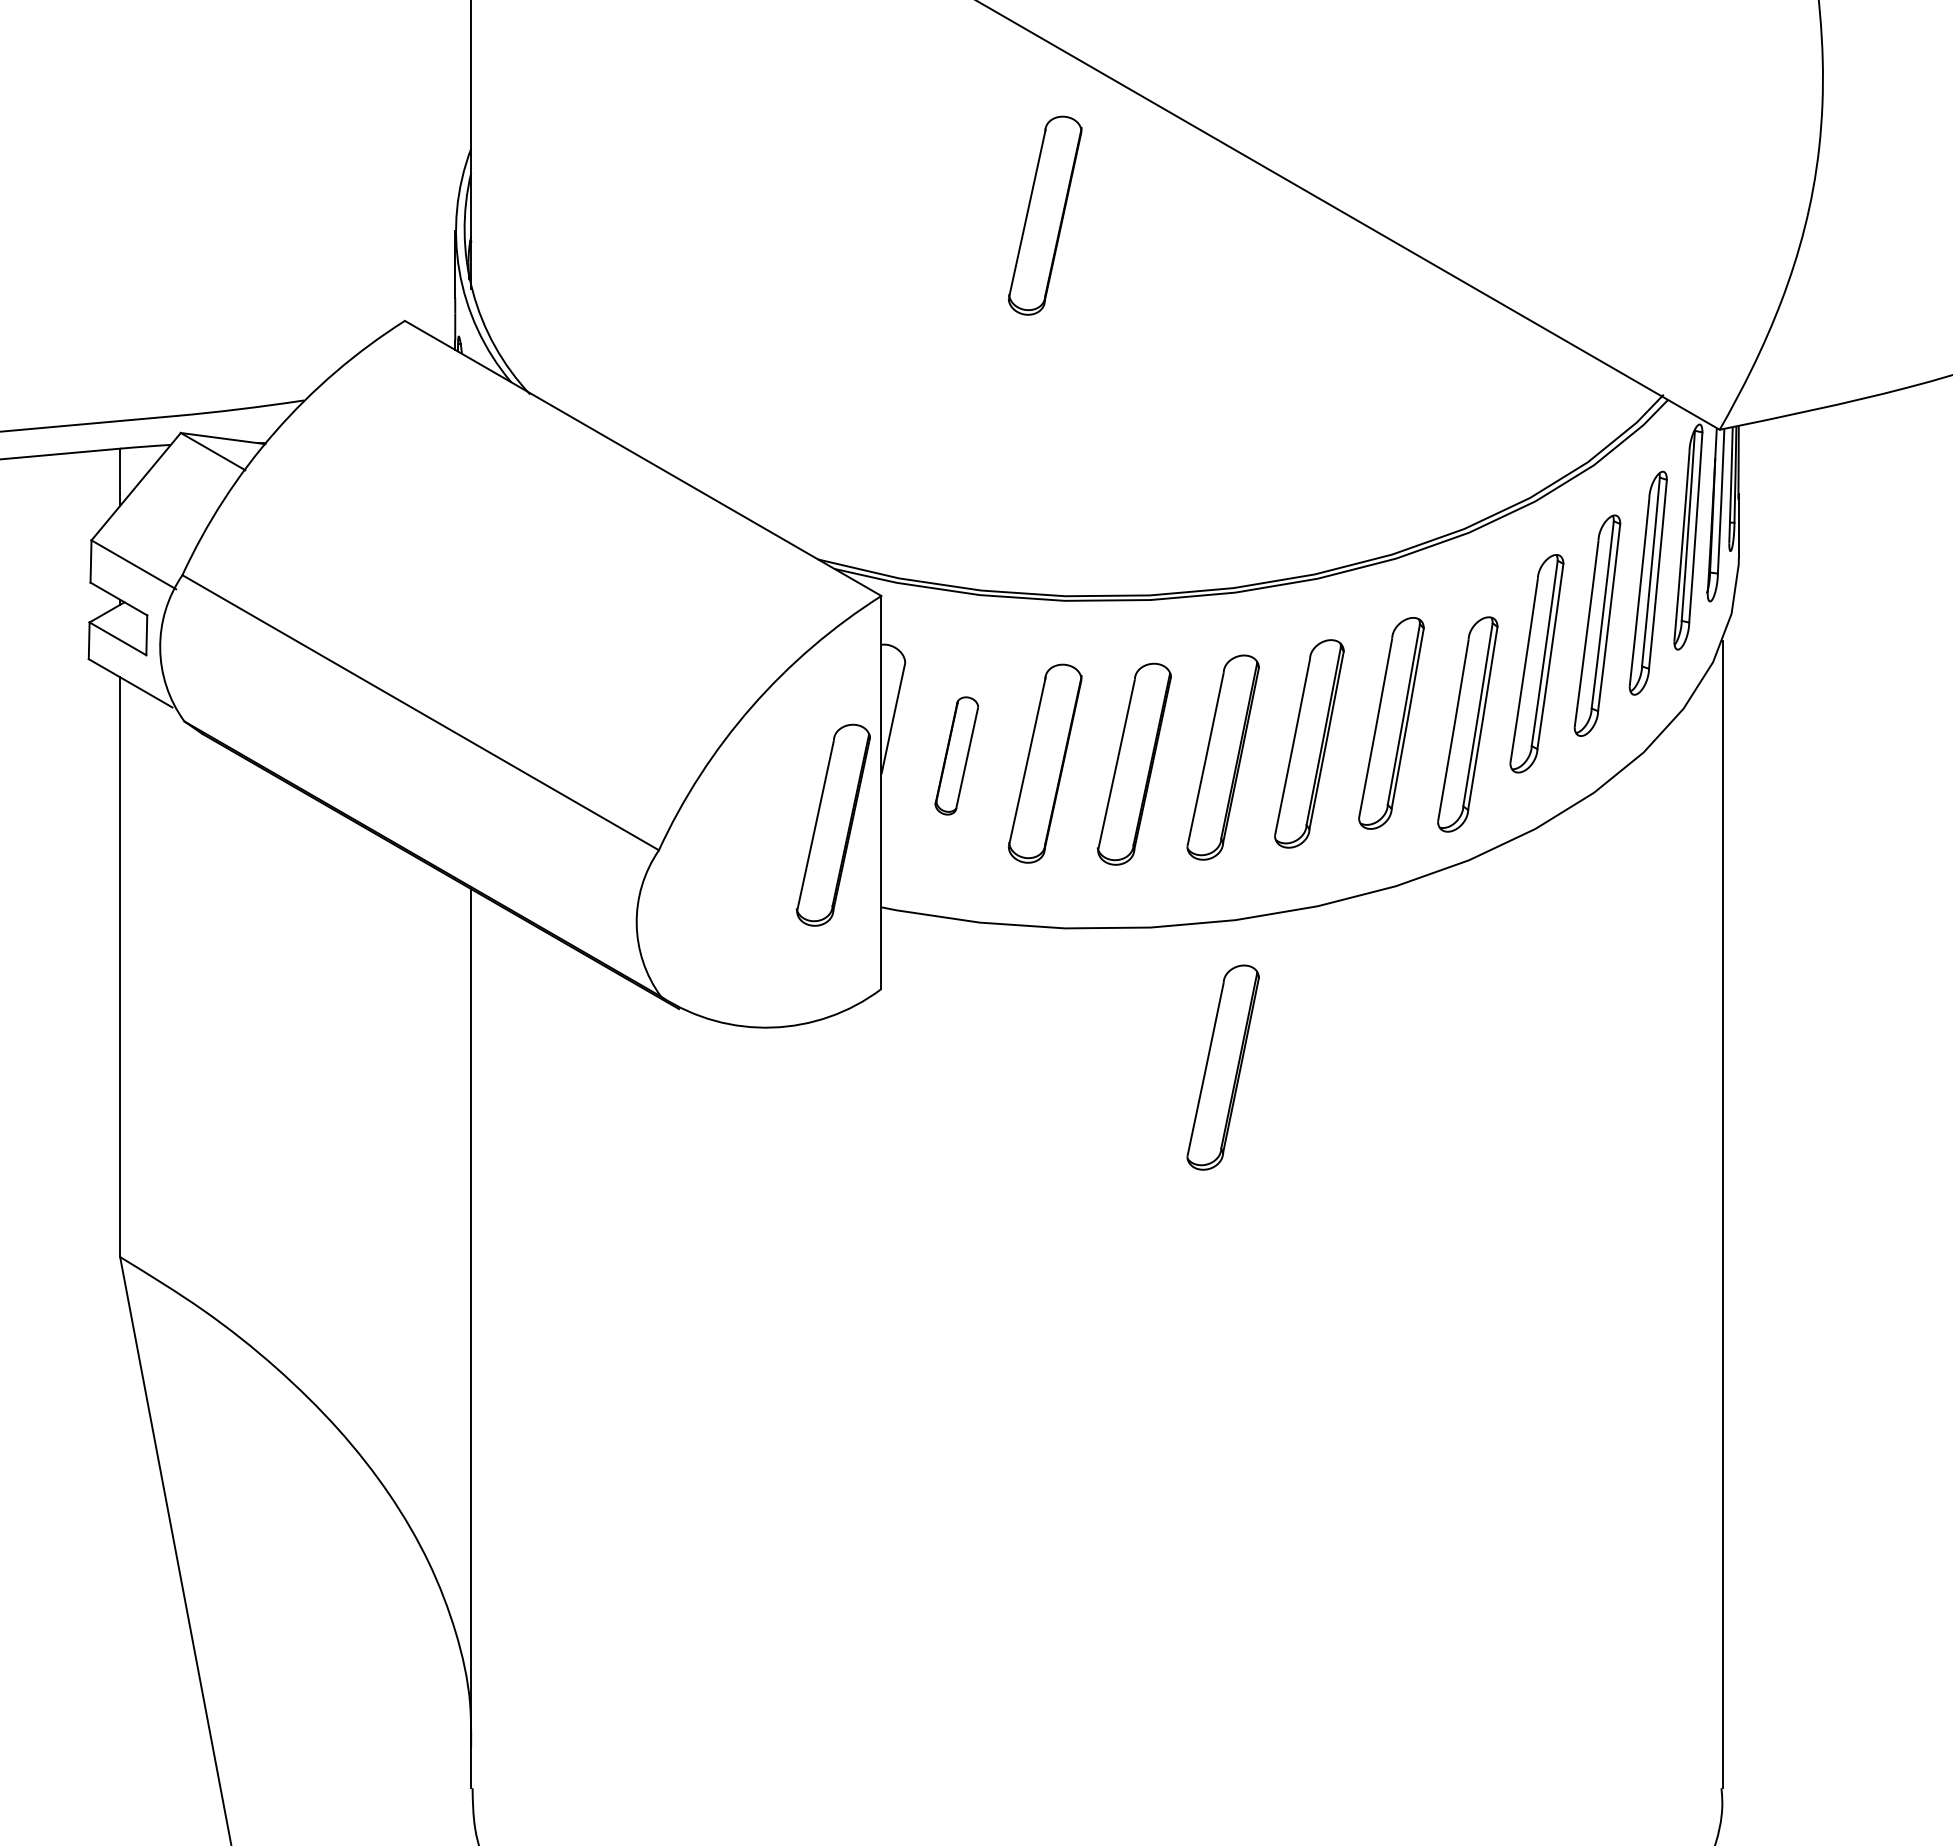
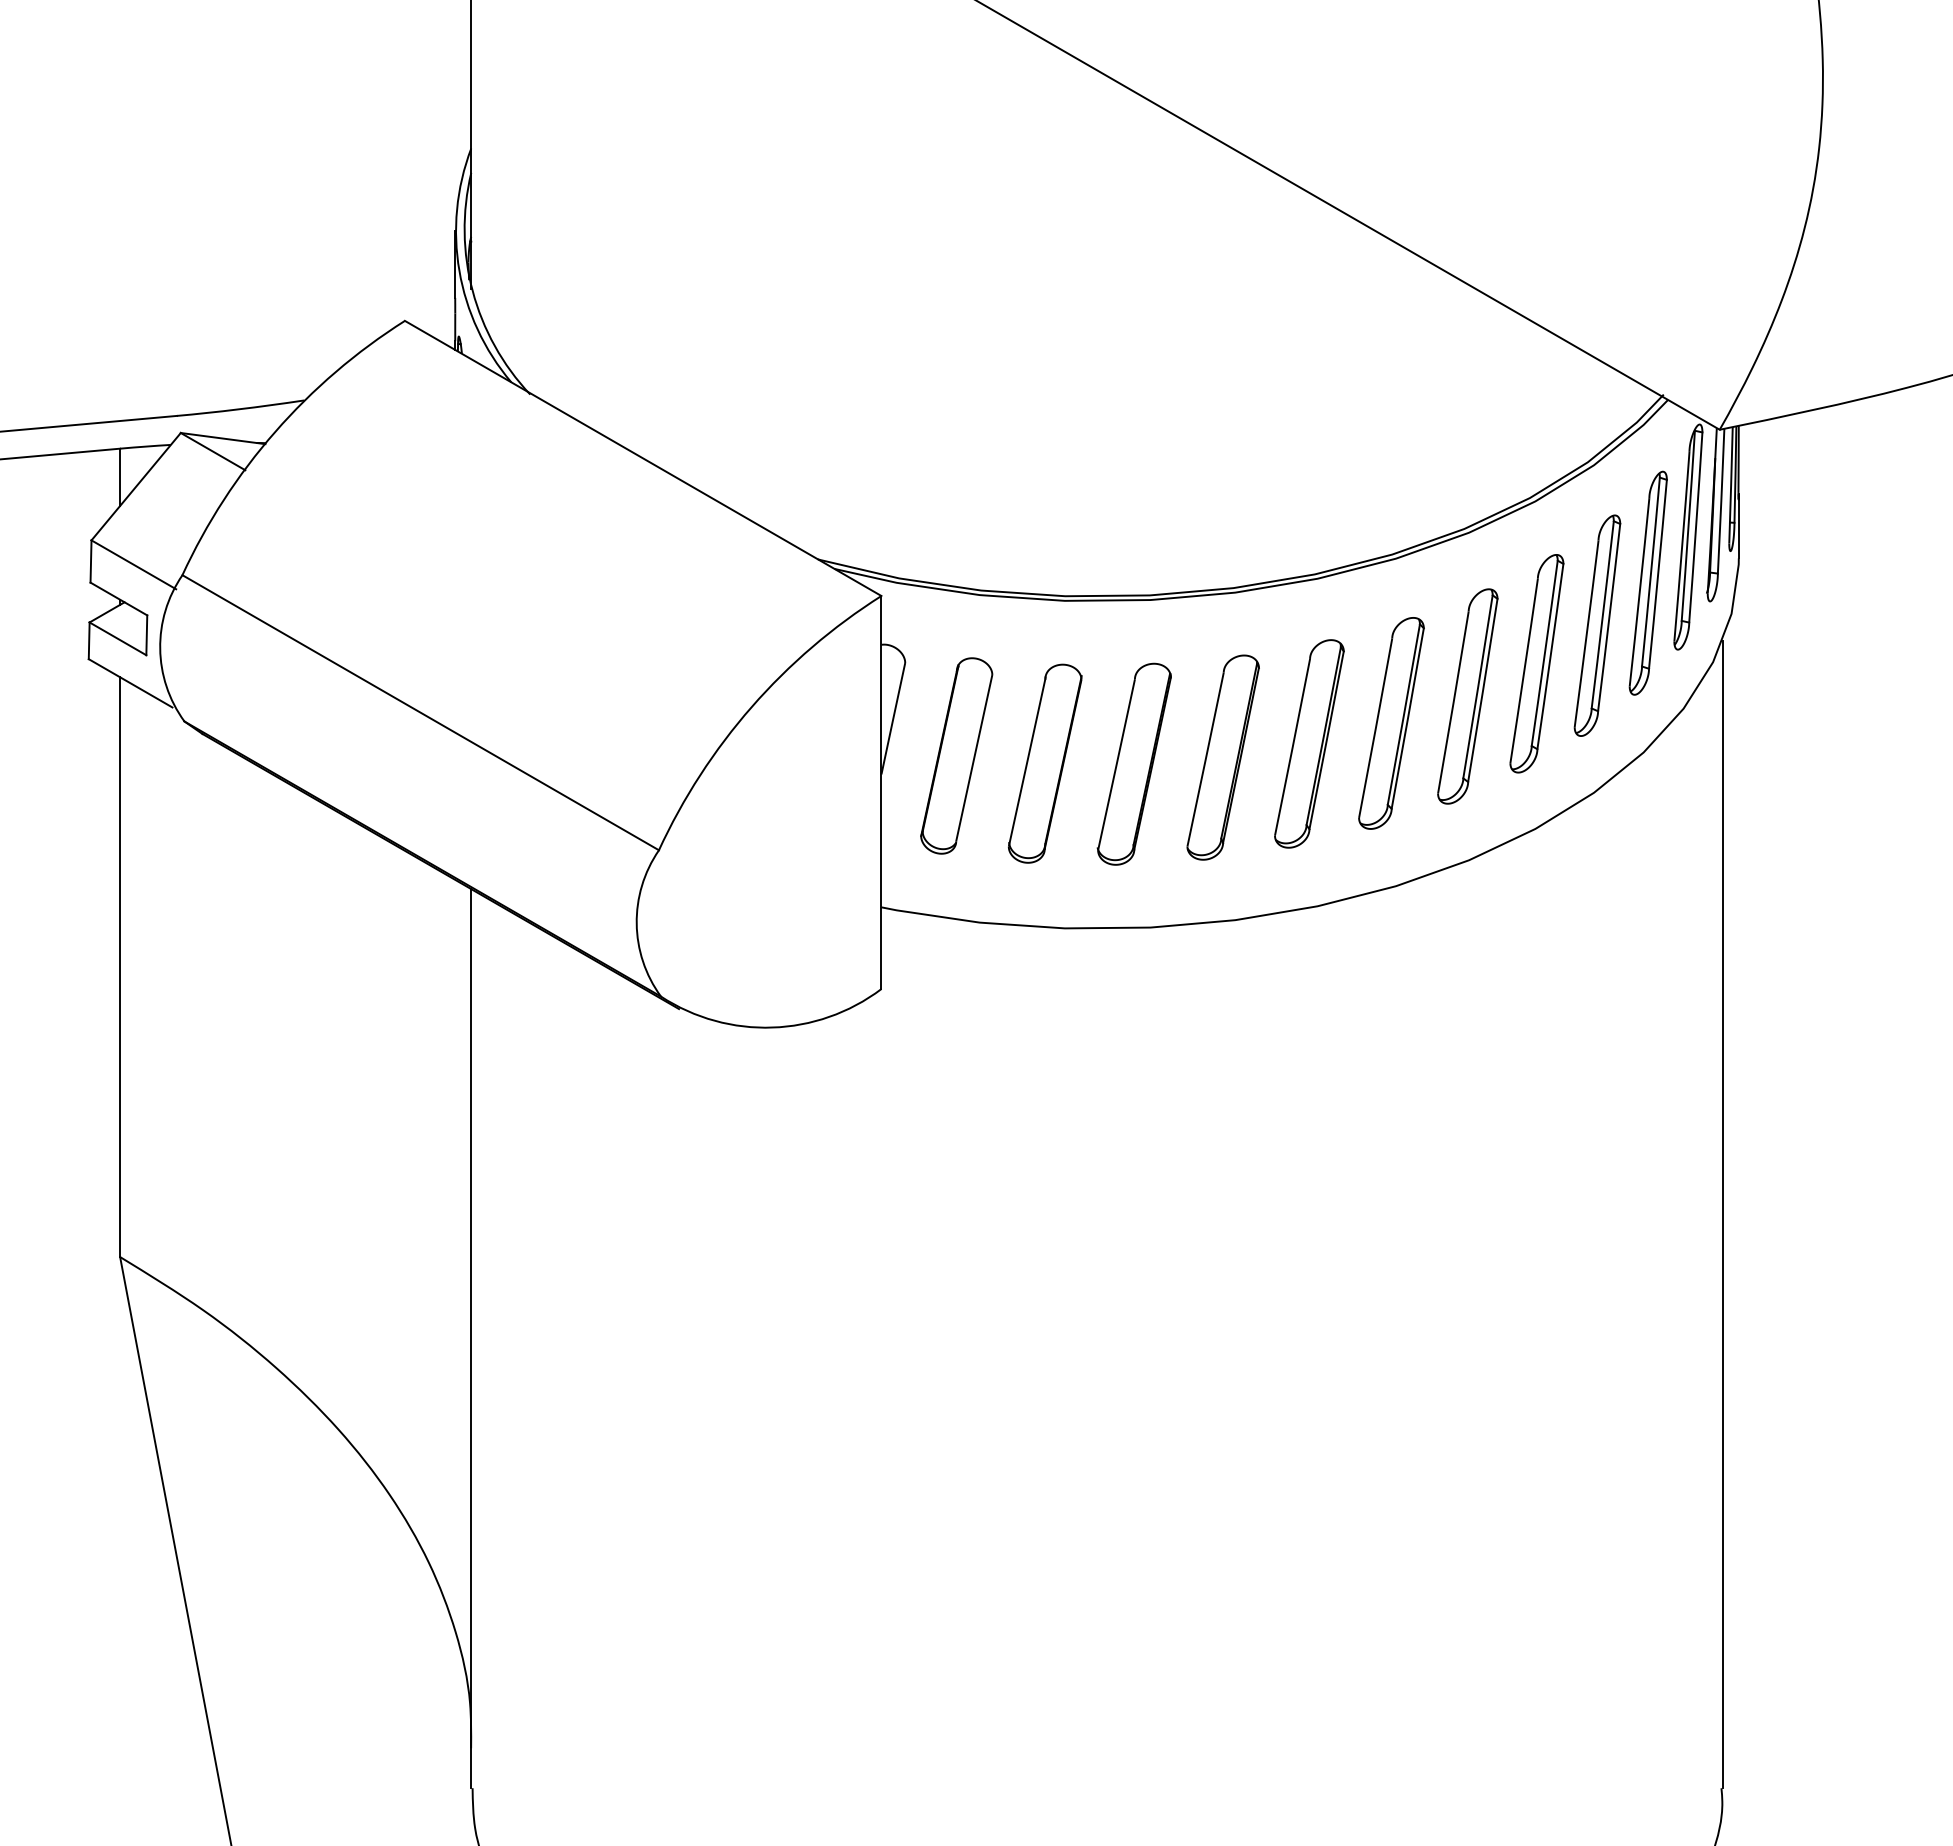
part: present -> none (1045, 215)
part position: (1467, 724) -> (1467, 696) (1467, 696)
part size: 45x120 px -> 74x198 px (956, 755)
part: present -> none (832, 824)
part: present -> none (1222, 1067)
